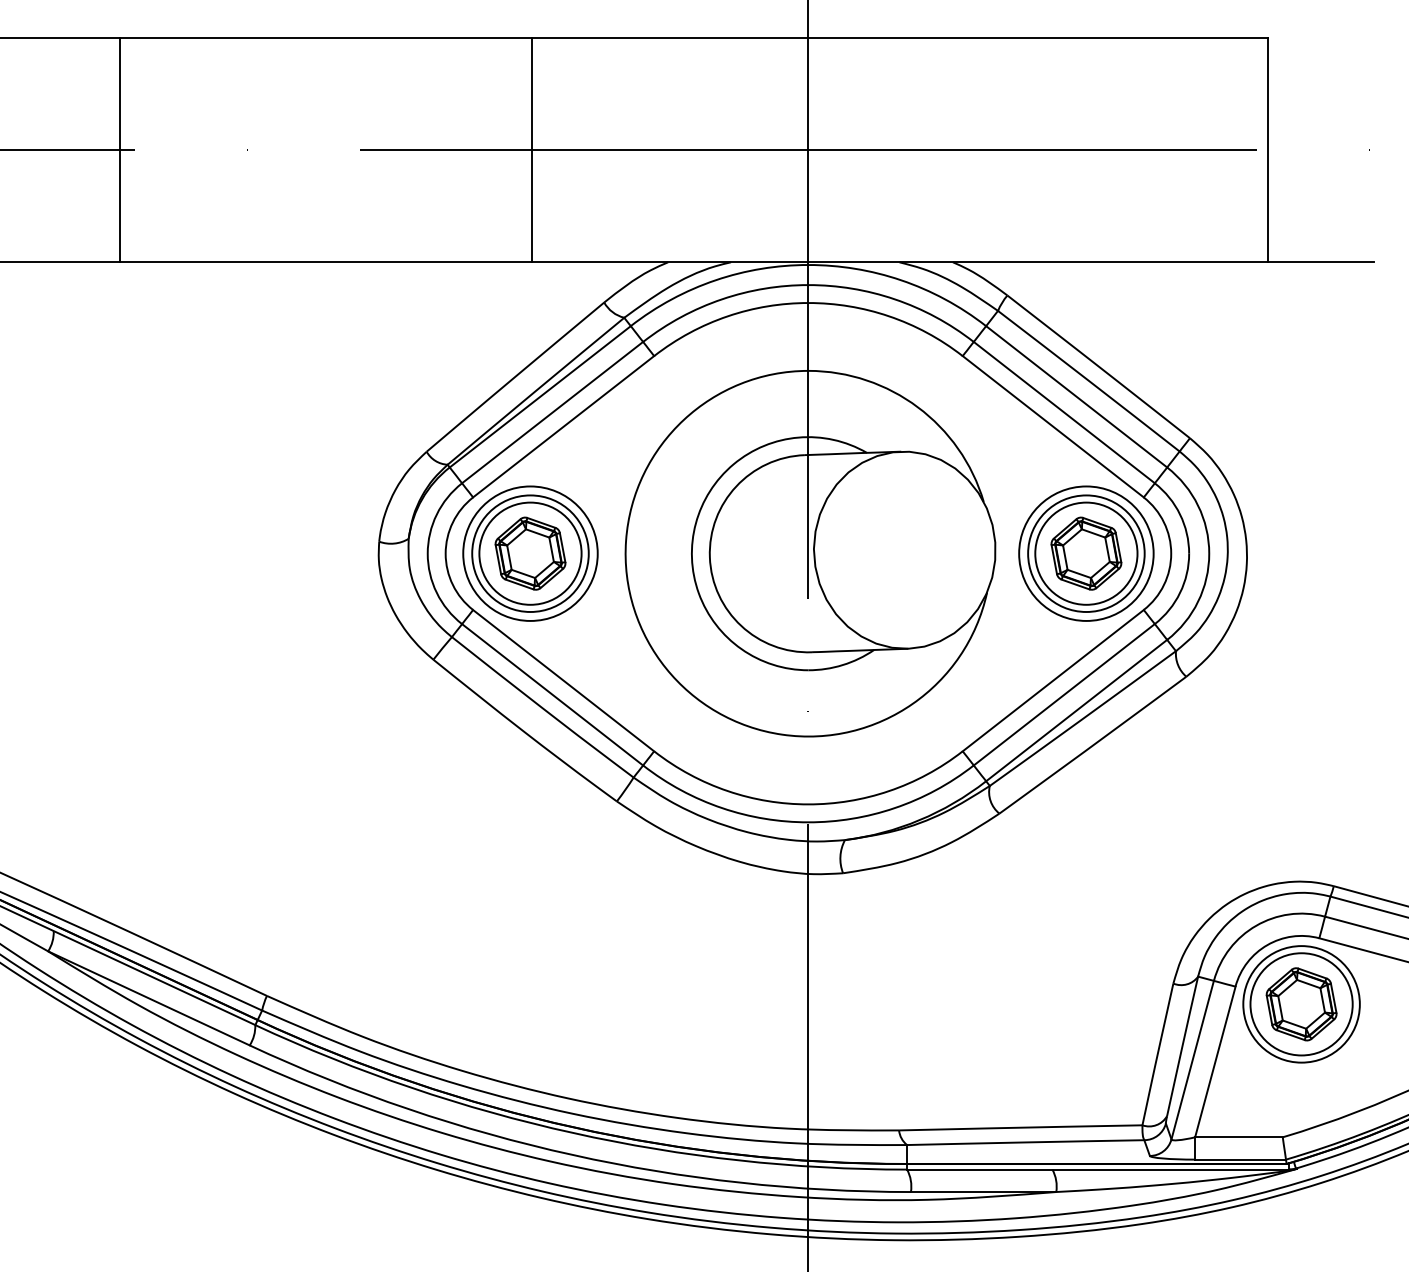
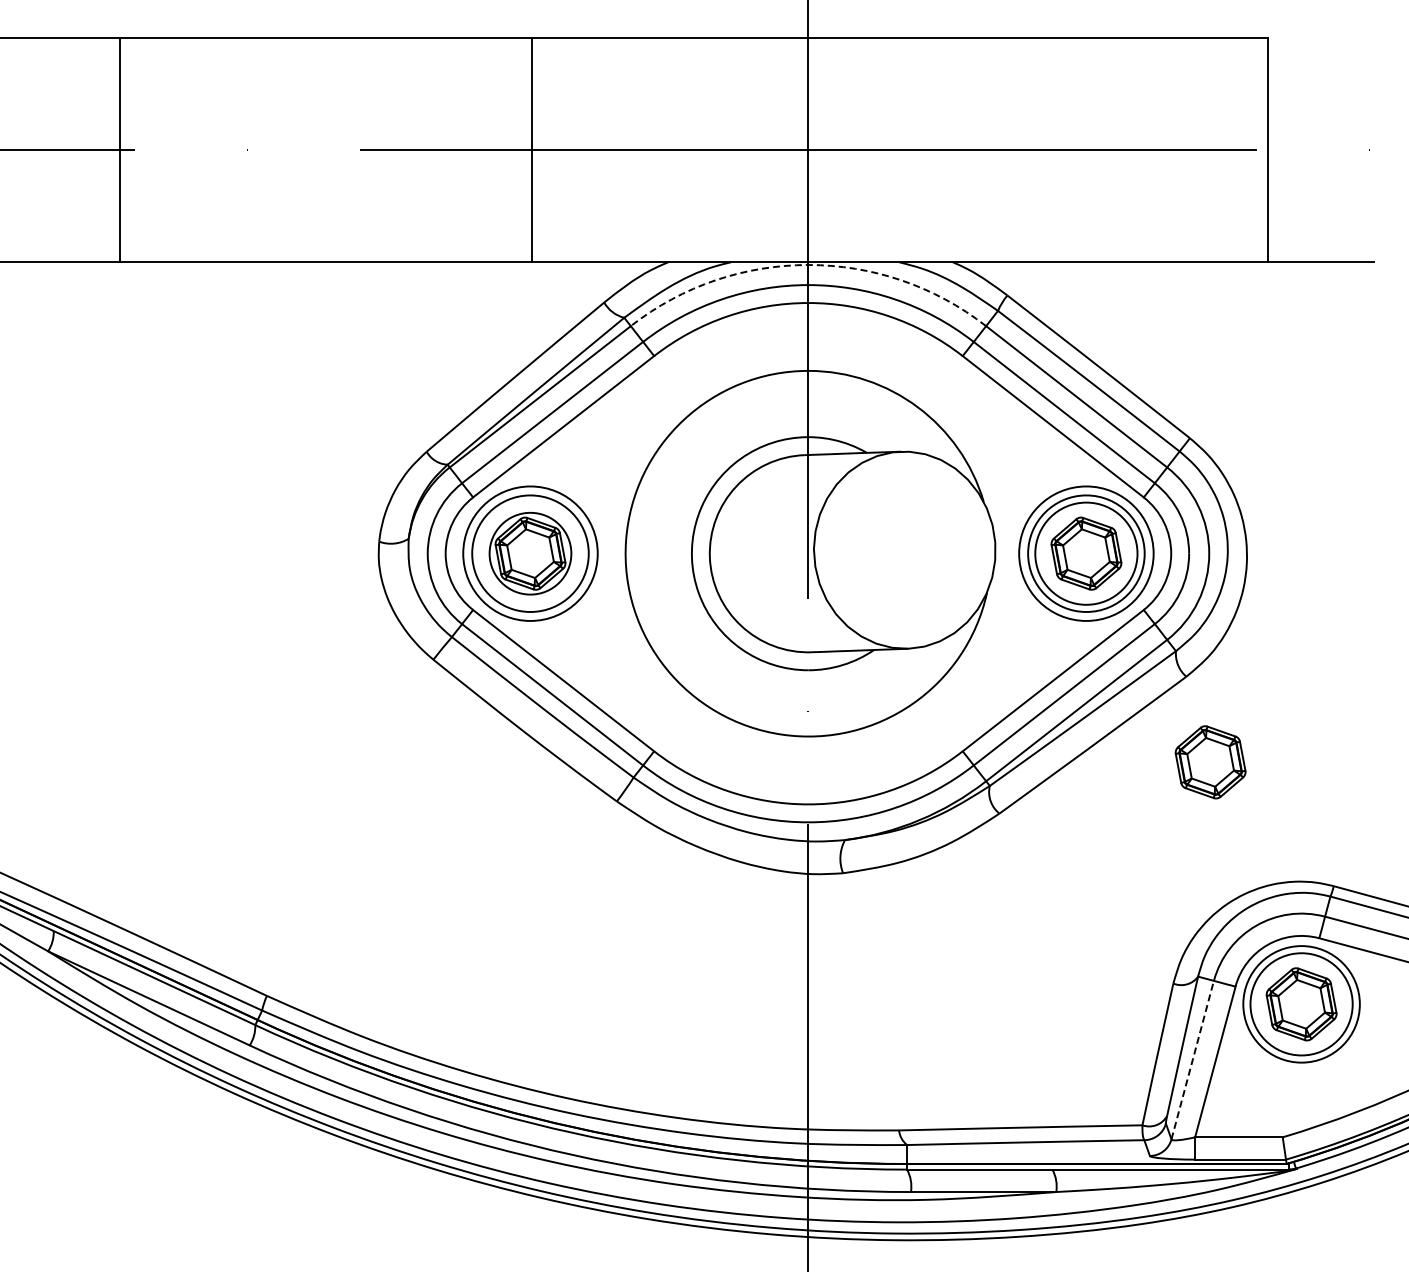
arc: solid -> dashed (808, 265)
circle diameter: 102 px -> 82 px (530, 553)
part: none -> present (1210, 762)
line: solid -> dashed (1192, 1059)
